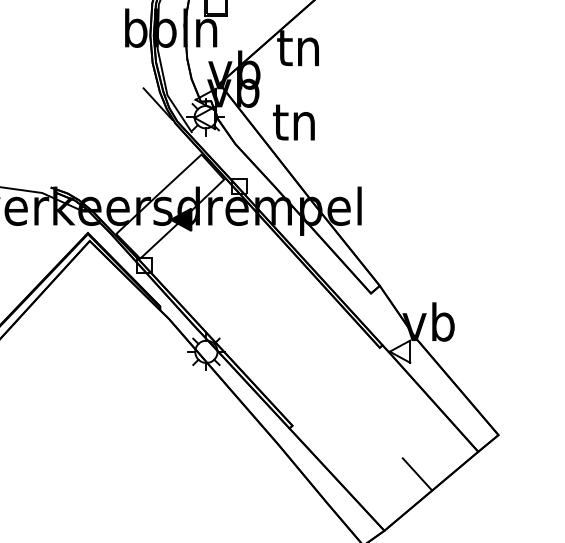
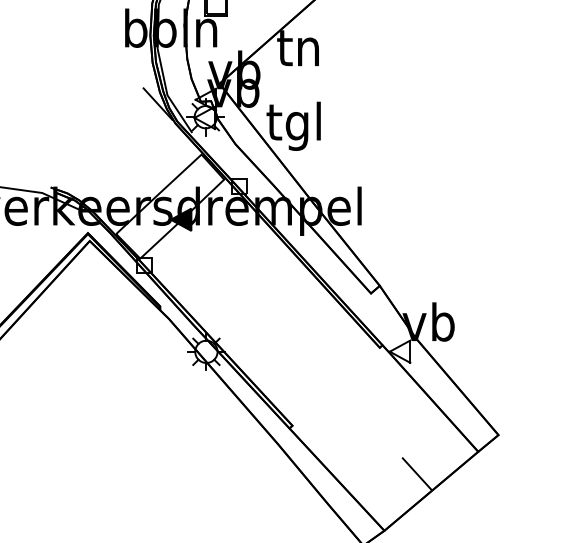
text: tn -> tgl (293, 125)
